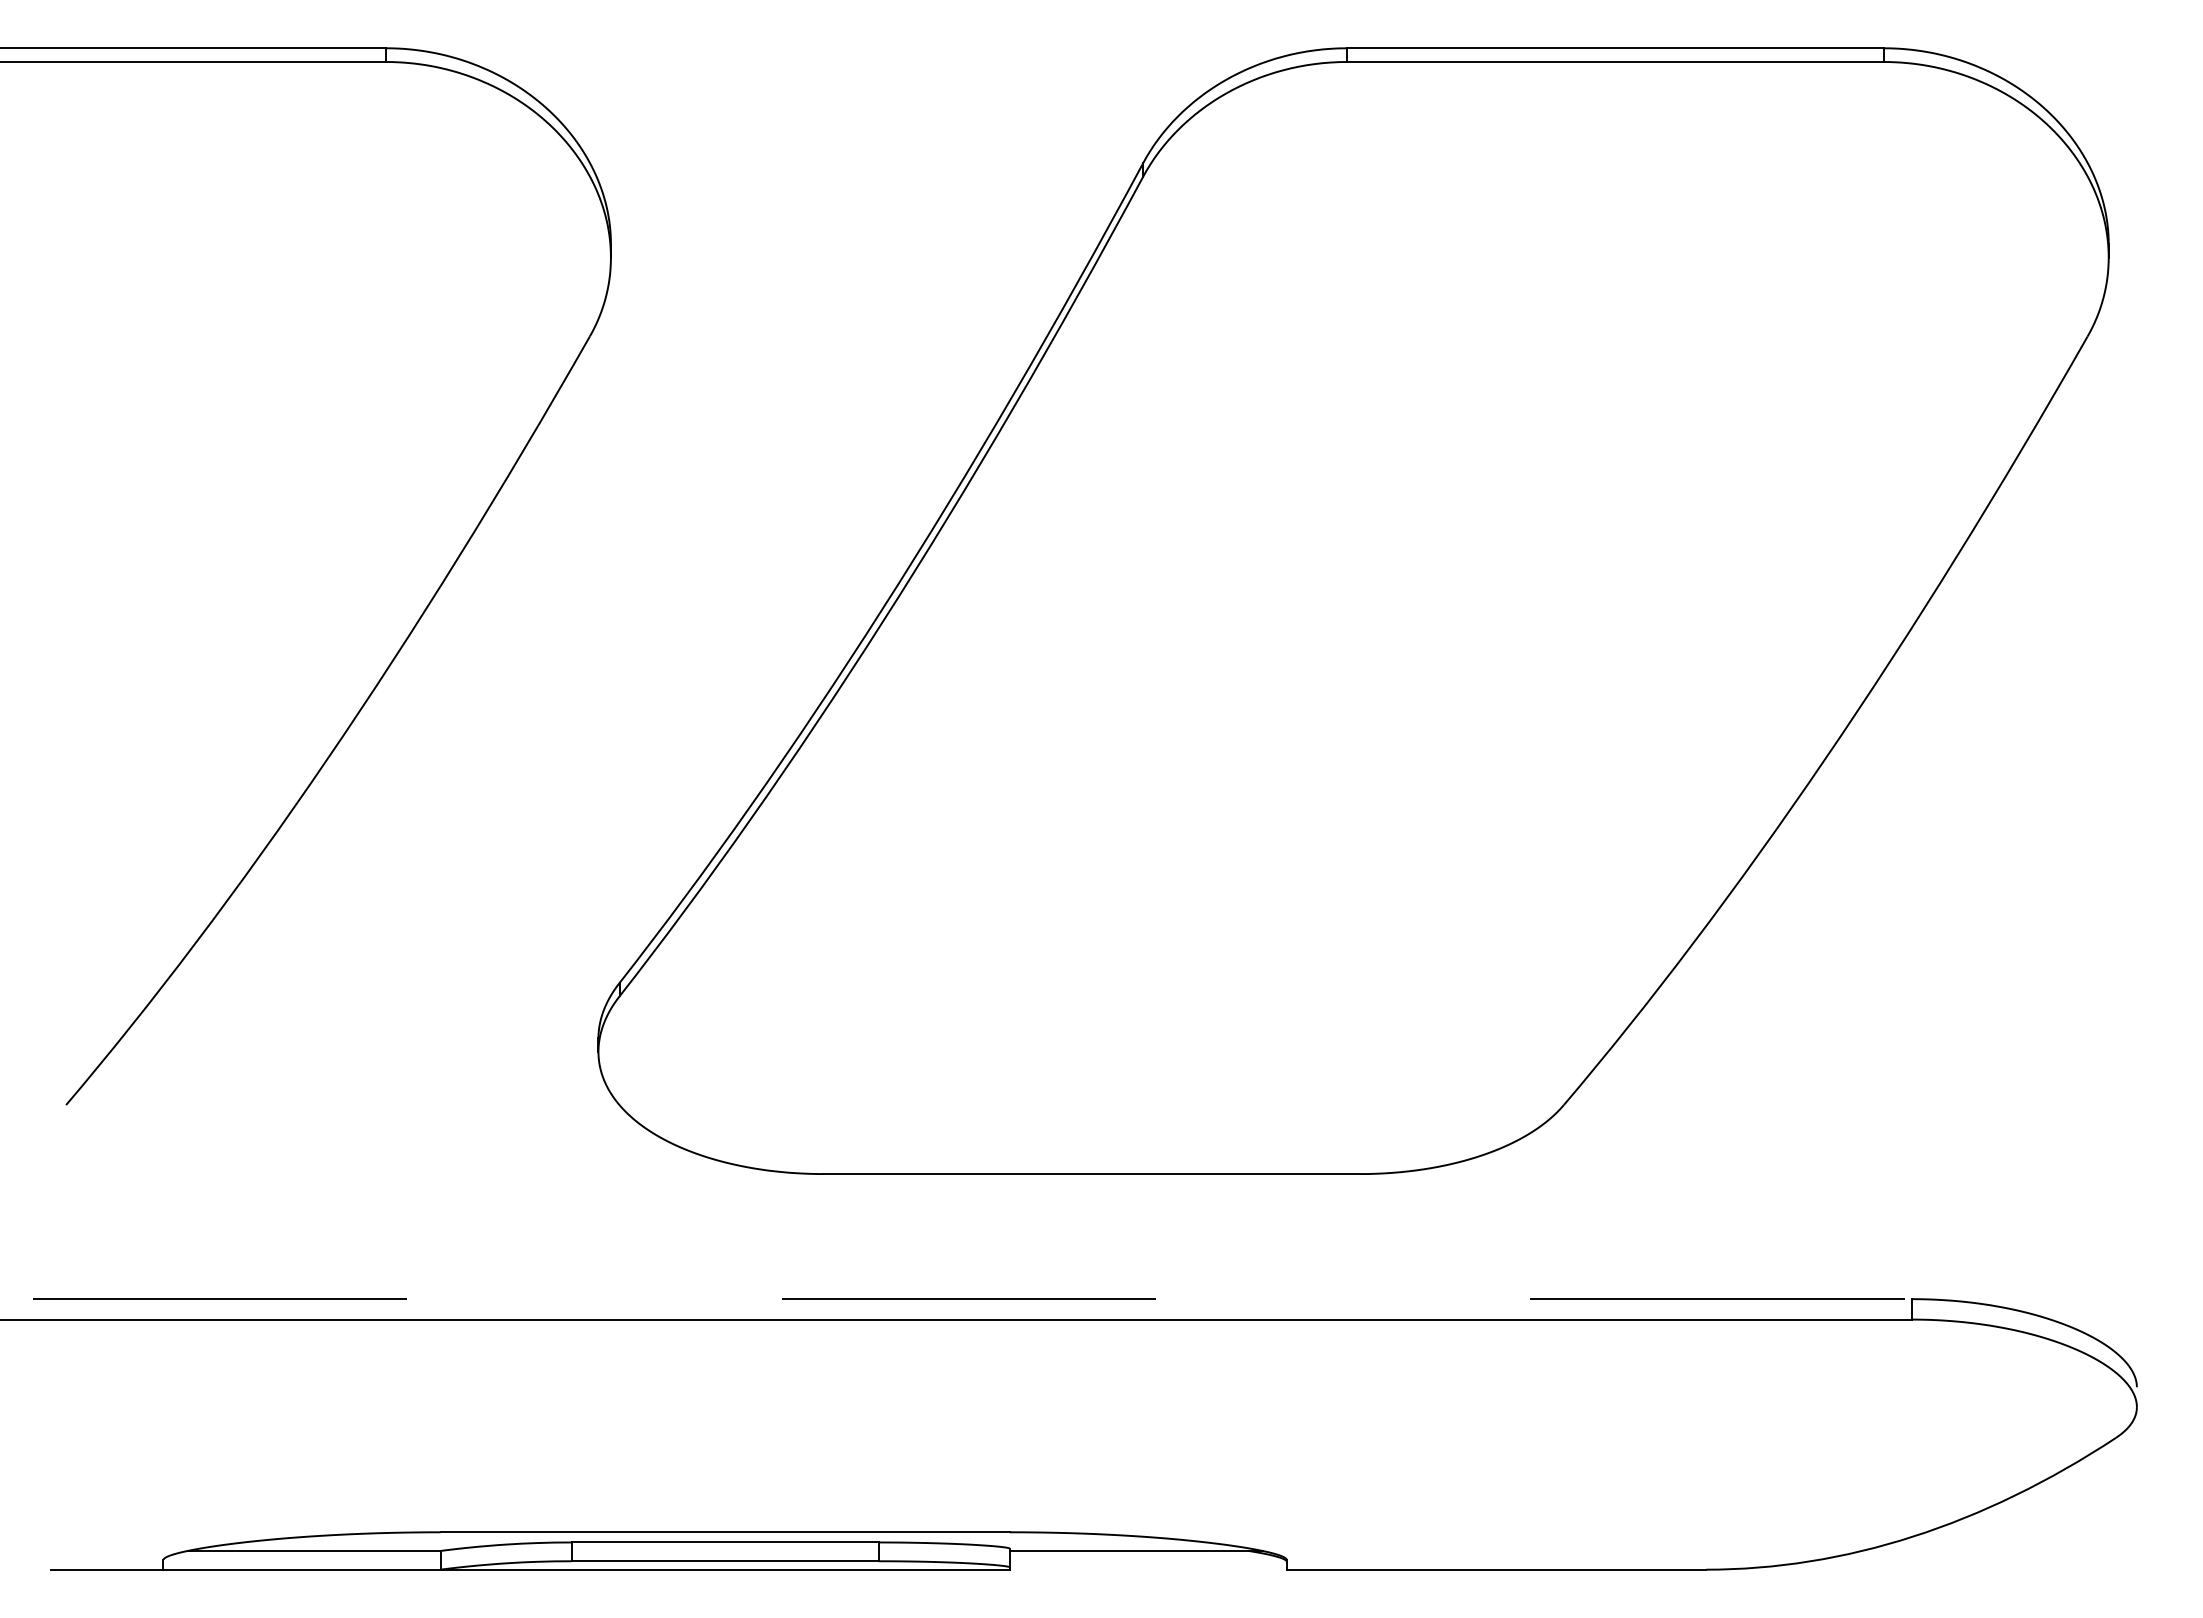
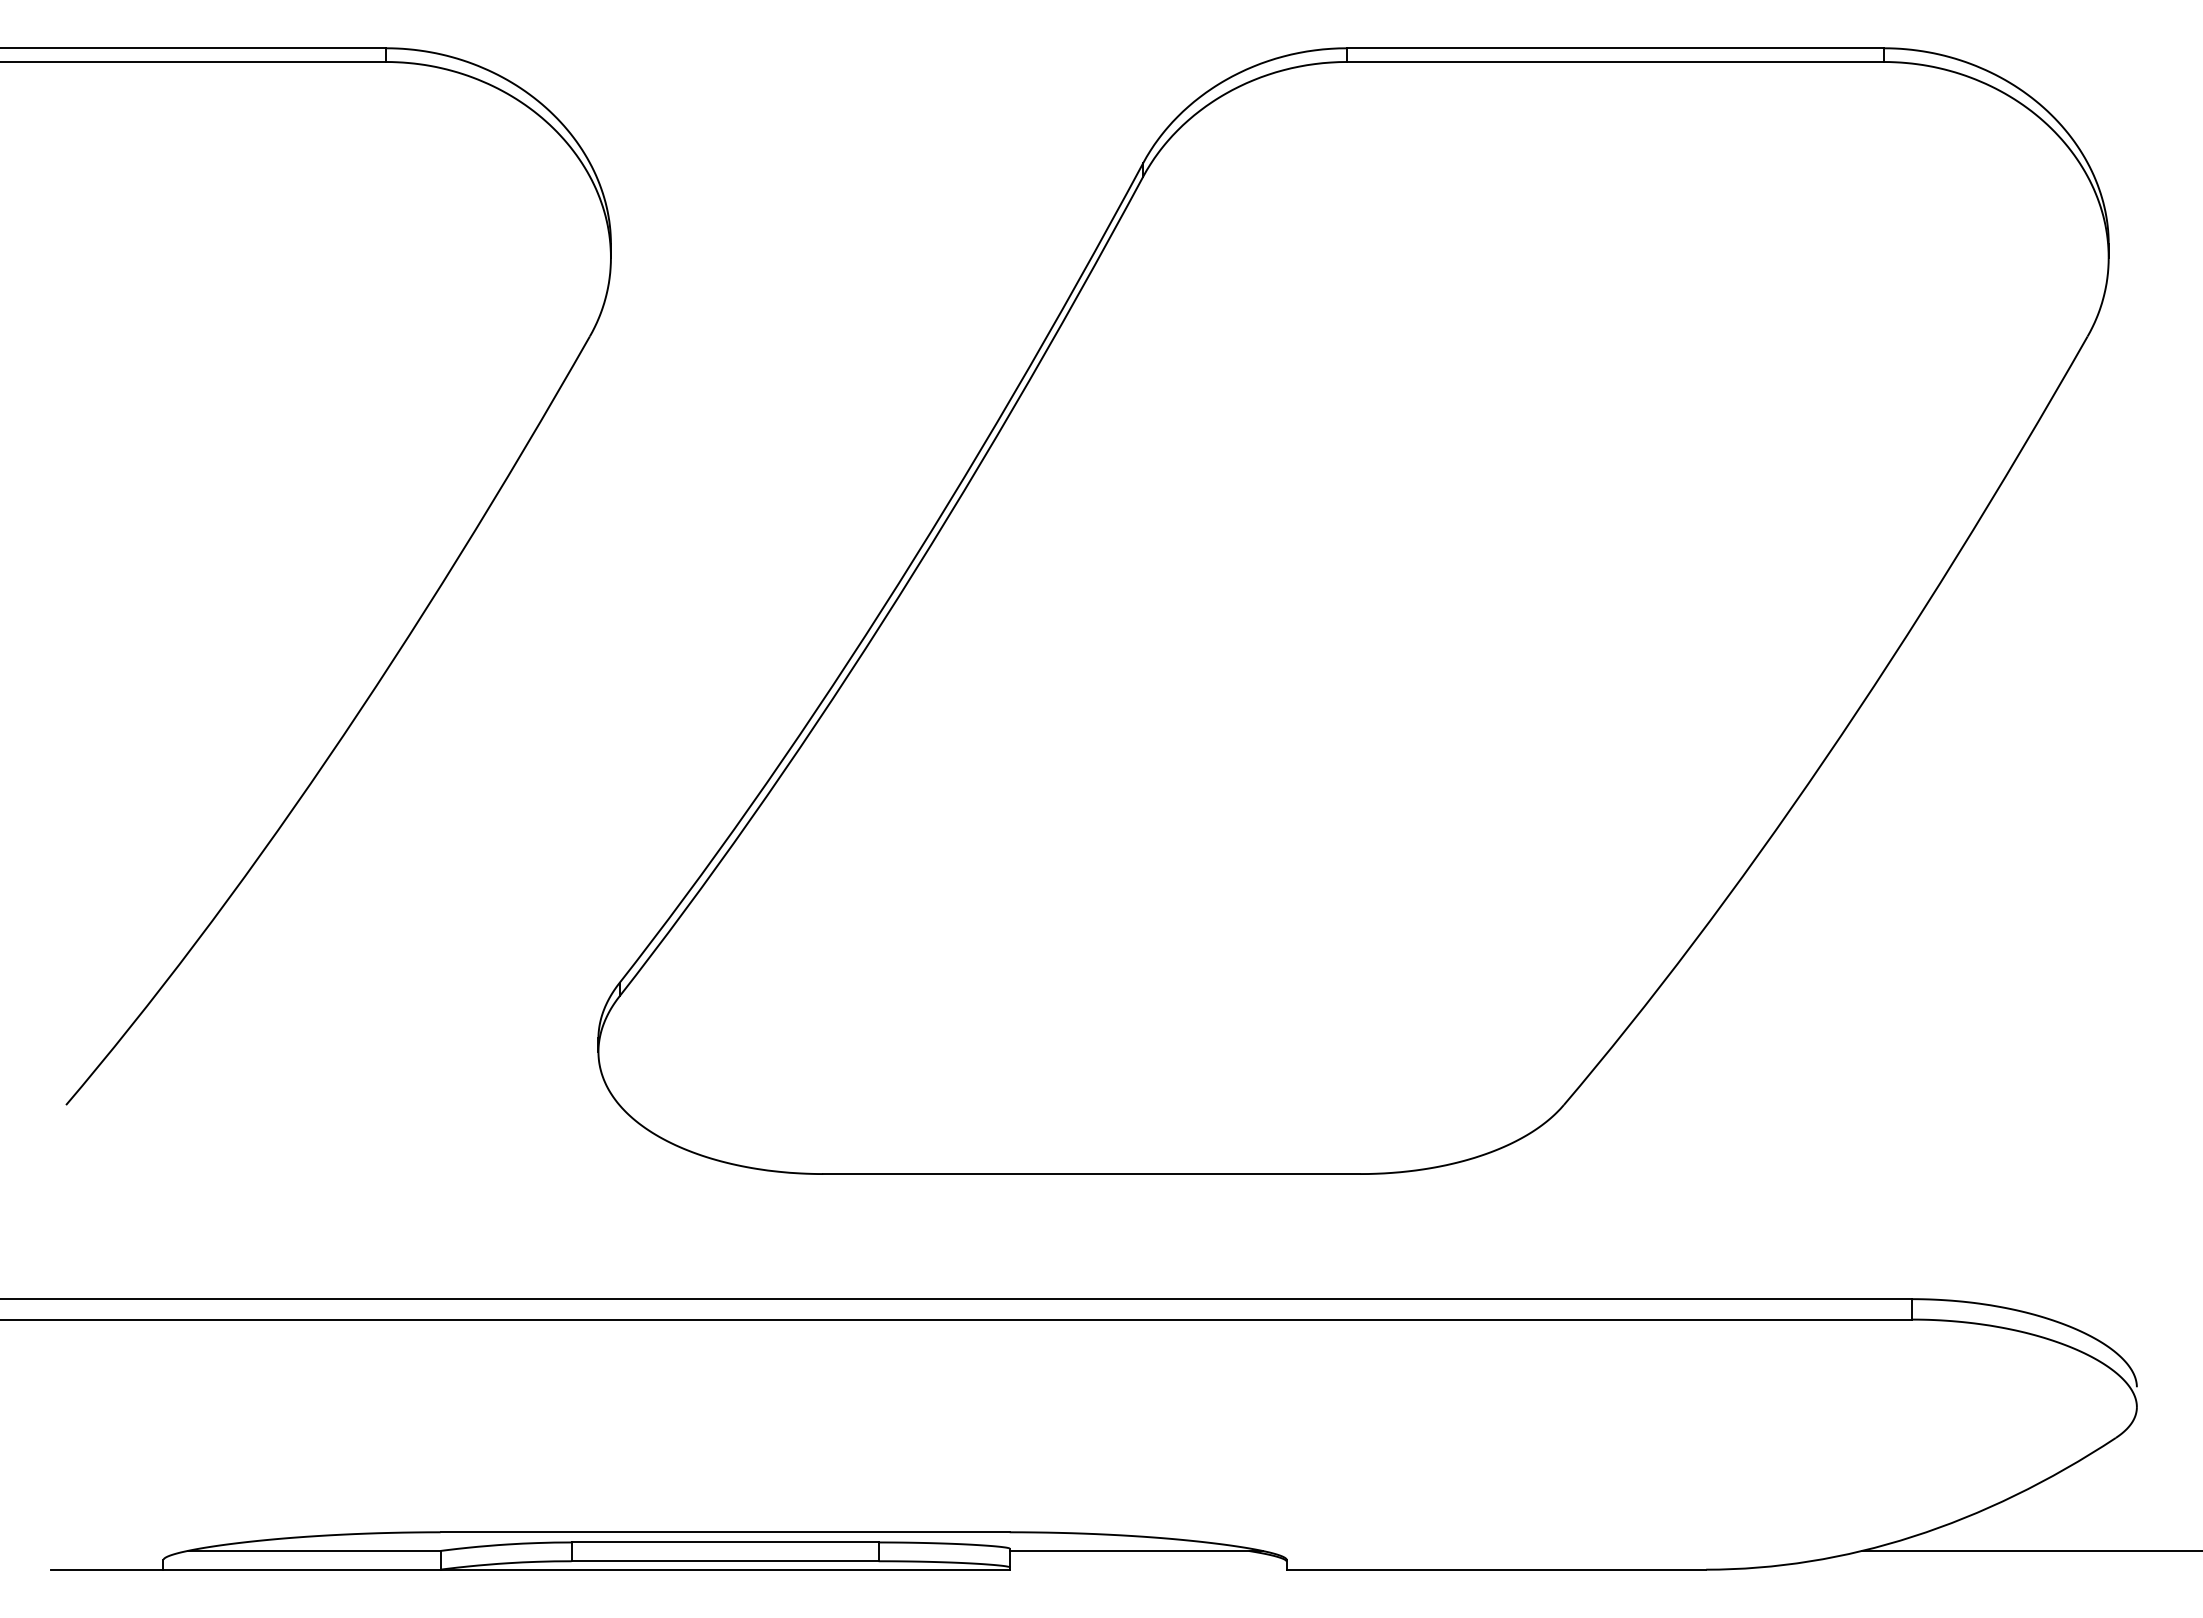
line: dashed -> solid (956, 1299)
line: none -> present (2030, 1550)
